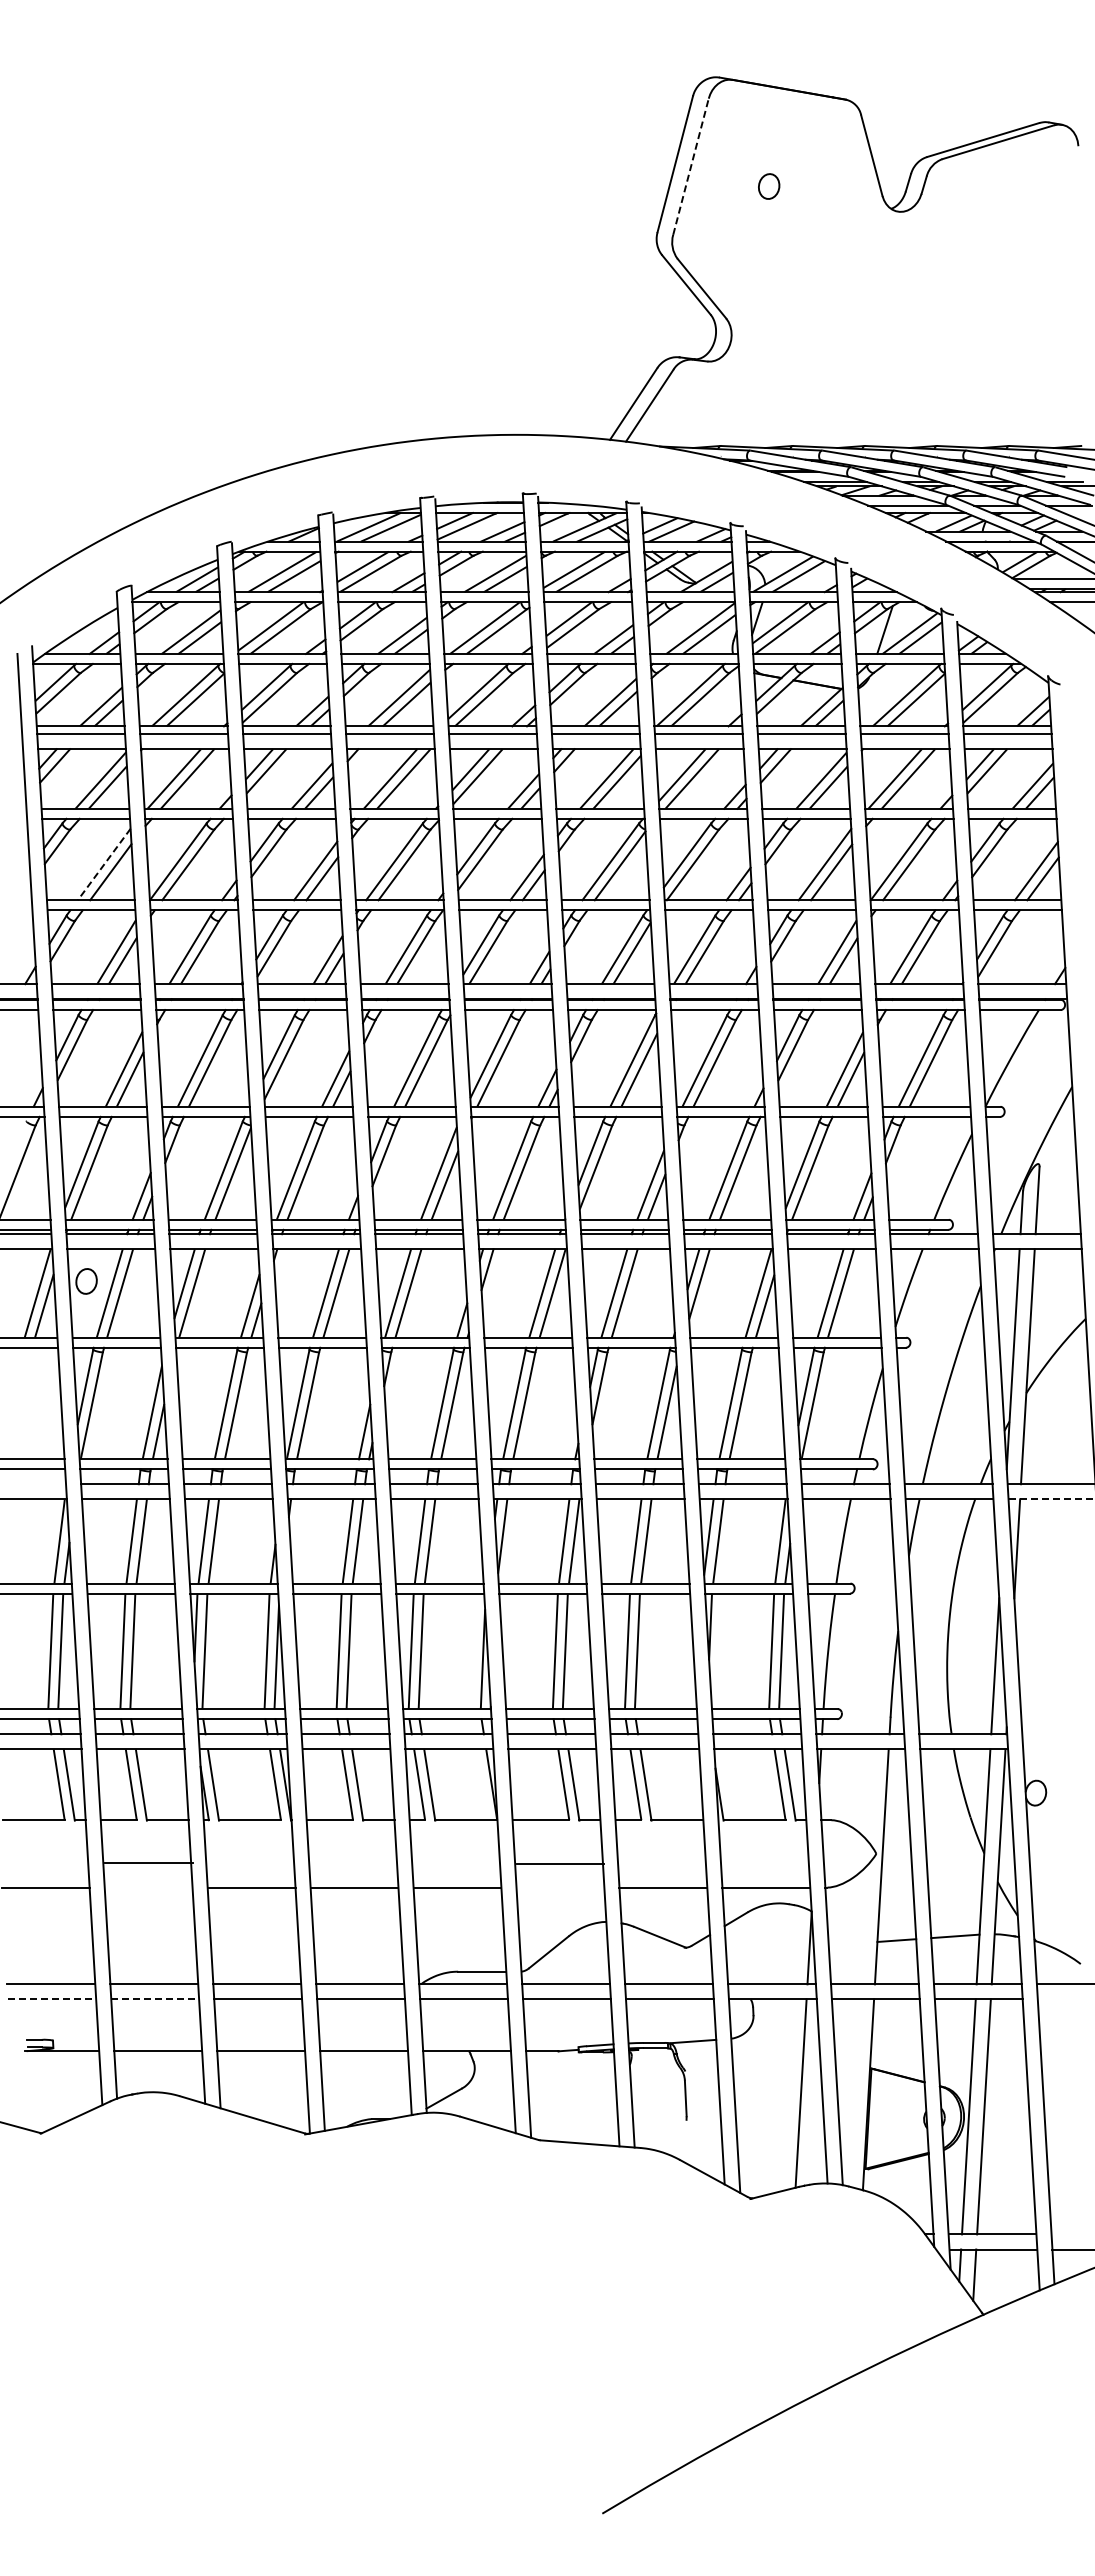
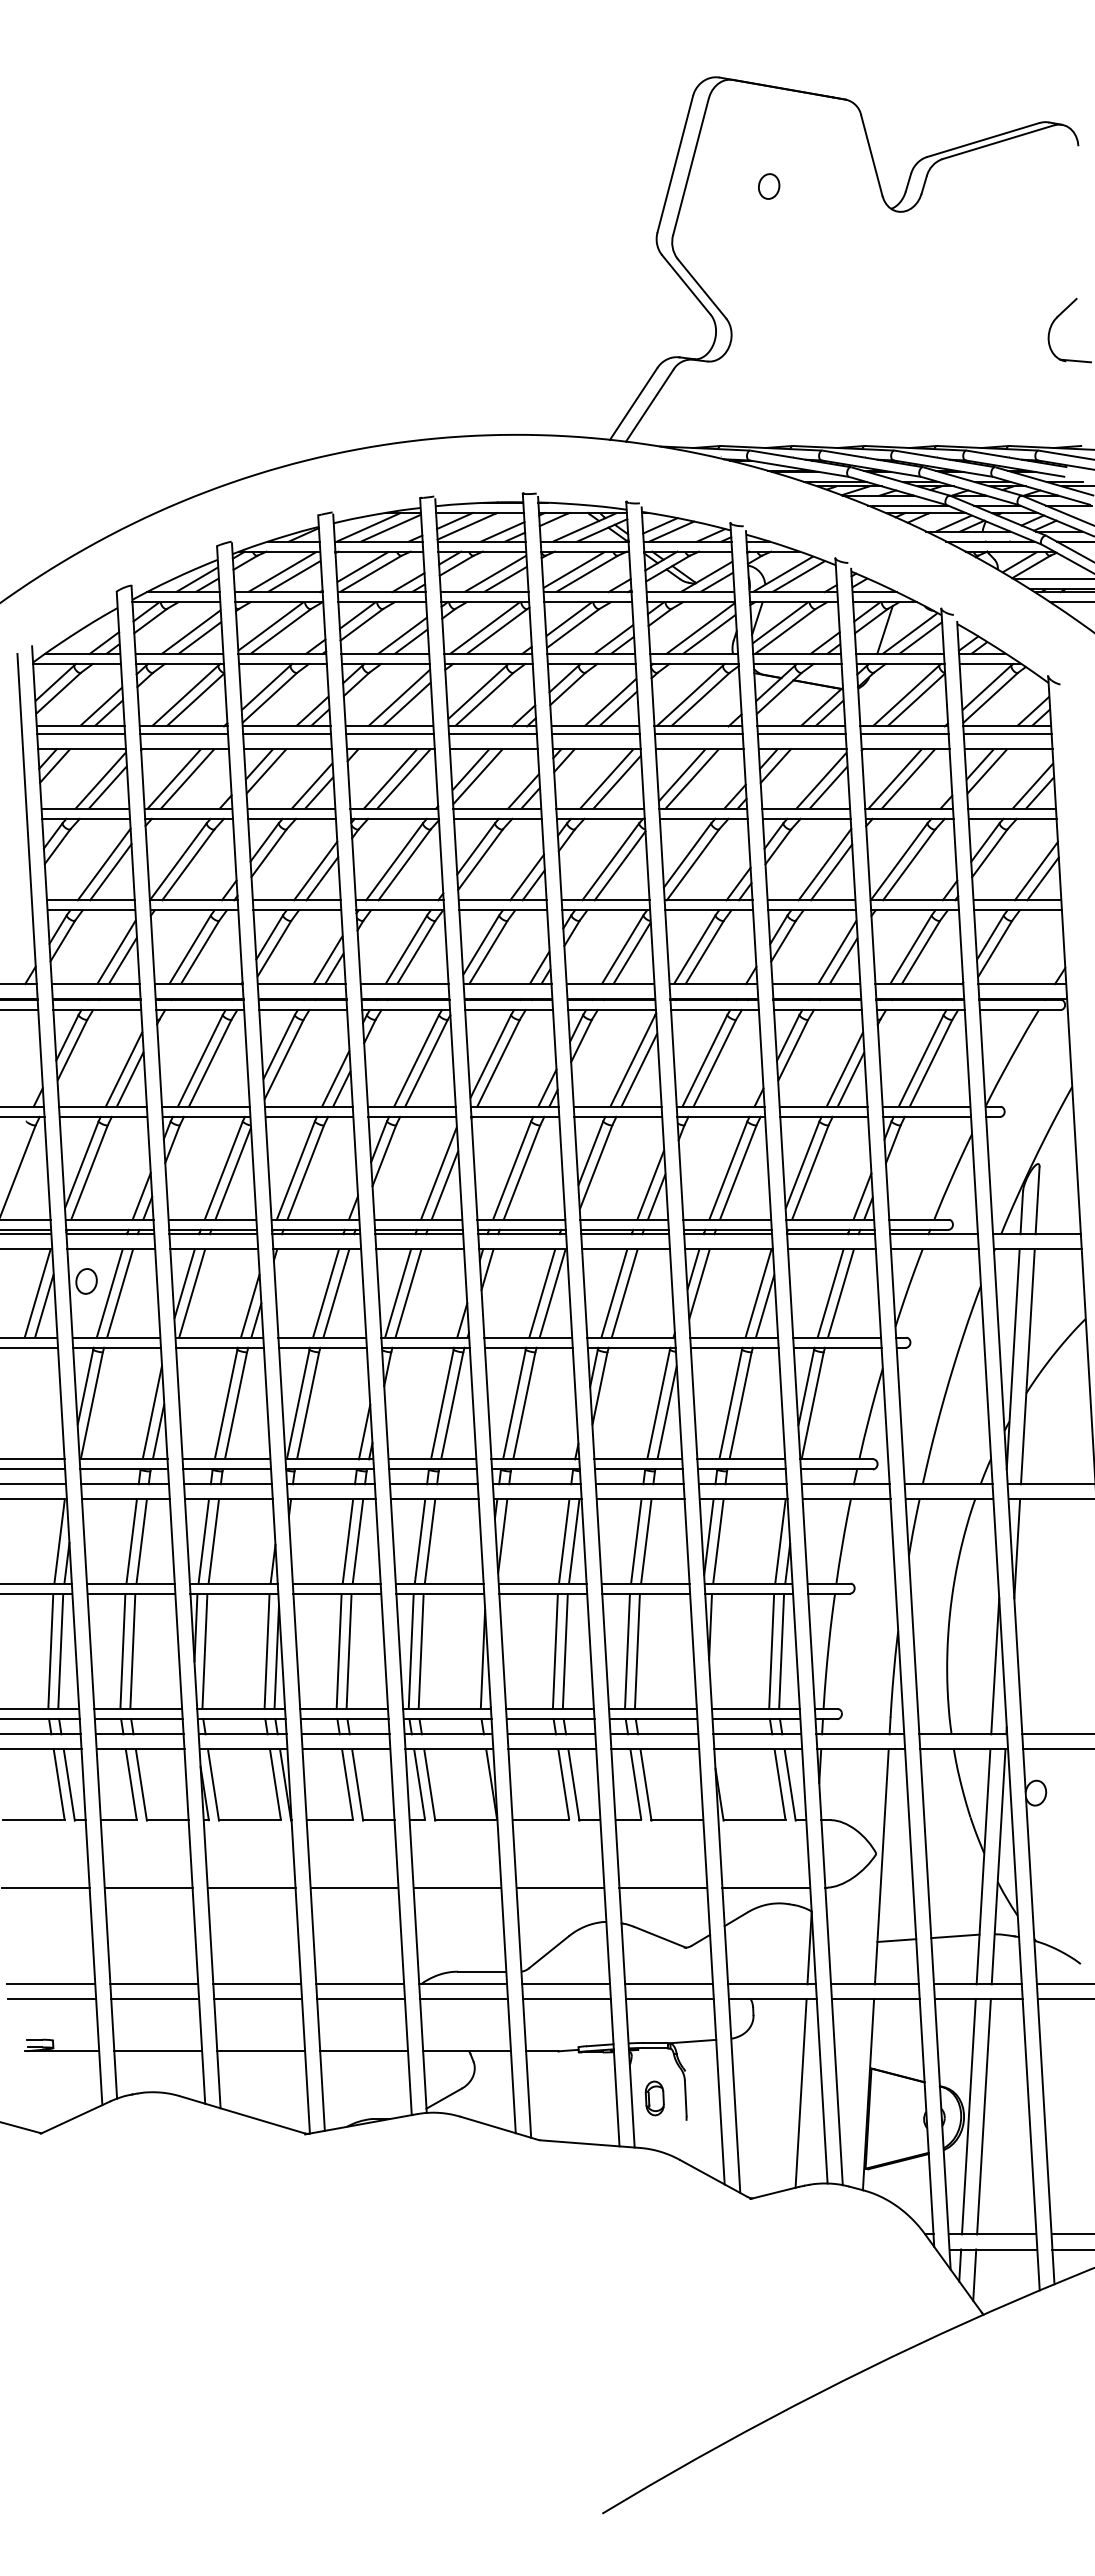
line: dashed -> solid (691, 166)
part: none -> present (1057, 318)
line: dashed -> solid (103, 864)
line: none -> present (34, 1484)
line: dashed -> solid (1051, 1499)
line: none -> present (1056, 1734)
line: none -> present (1057, 1749)
line position: (148, 1862) -> (148, 1887) (148, 1887)
line position: (560, 1863) -> (560, 1887) (560, 1887)
line: dashed -> solid (52, 1999)
line: dashed -> solid (155, 1999)
line: none -> present (1064, 1999)
part: none -> present (654, 2098)
line: none -> present (1071, 2234)
